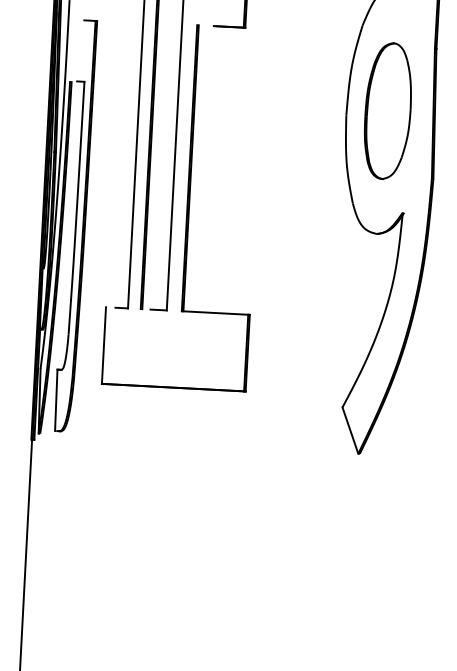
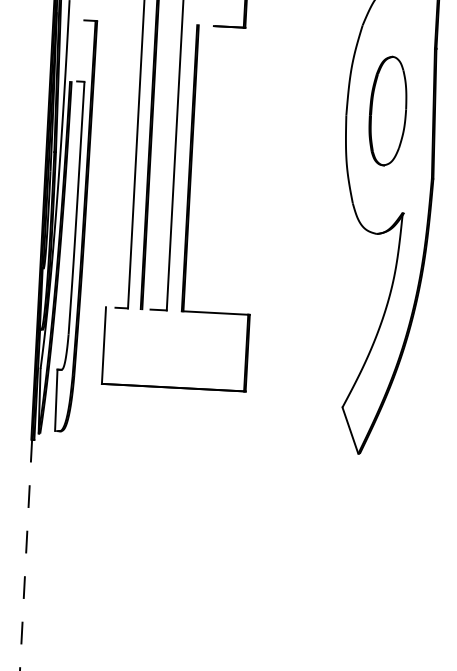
part size: 48x138 px -> 40x112 px (387, 110)
line: solid -> dashed (26, 555)
